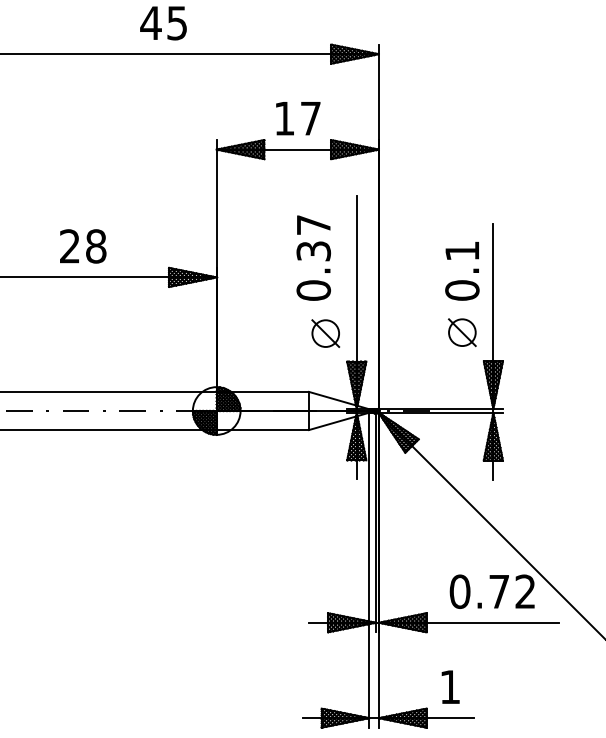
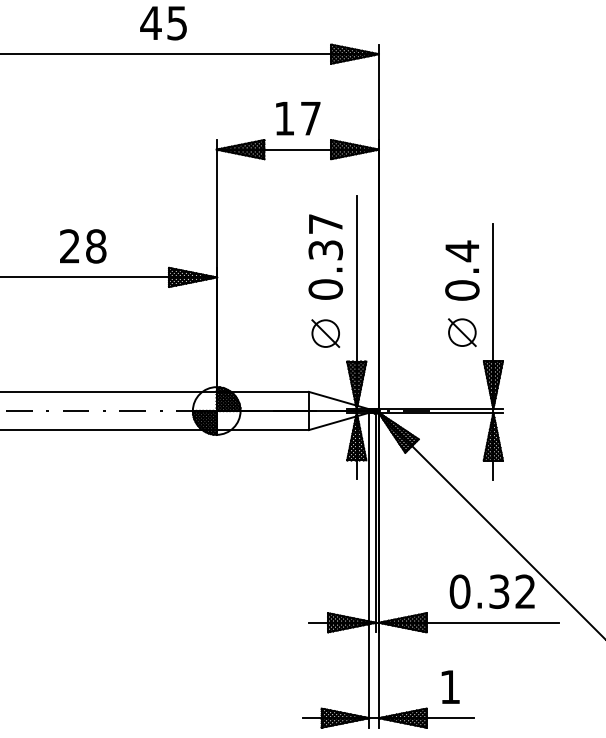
text: 0.1 -> 0.4 (461, 251)
text position: (313, 257) -> (325, 256) (325, 256)
text: 0.72 -> 0.32 (499, 591)
